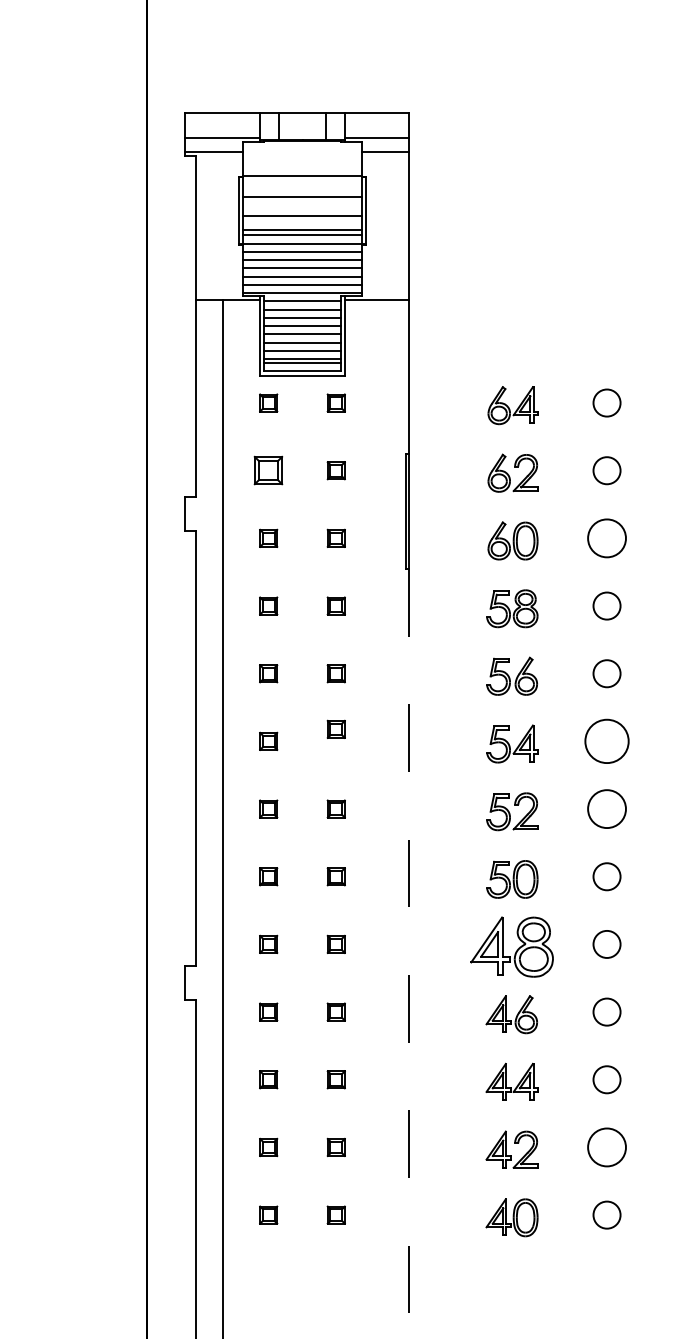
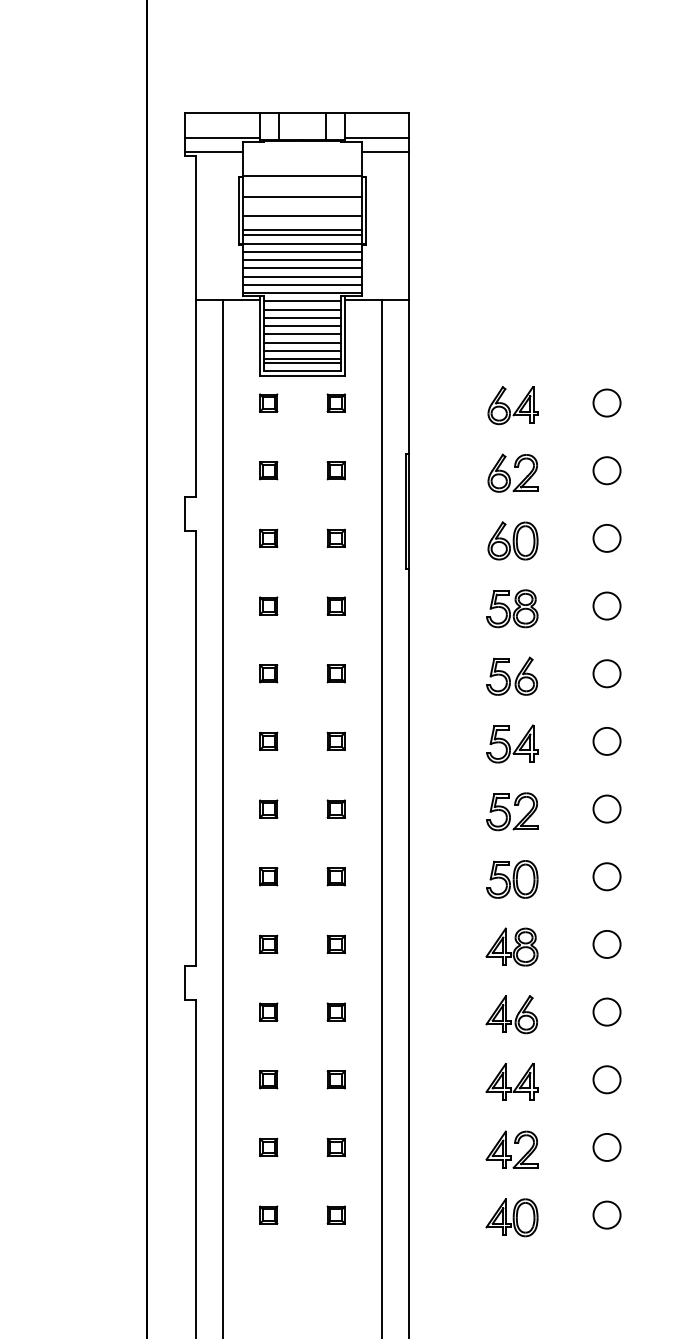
part size: 31x31 px -> 20x20 px (268, 470)
circle diameter: 38 px -> 27 px (606, 537)
part position: (335, 728) -> (335, 740) (335, 740)
circle diameter: 43 px -> 27 px (606, 740)
circle diameter: 38 px -> 27 px (606, 808)
line: none -> present (382, 817)
part size: 84x62 px -> 54x40 px (511, 946)
line: dashed -> solid (409, 953)
circle diameter: 38 px -> 27 px (606, 1146)
